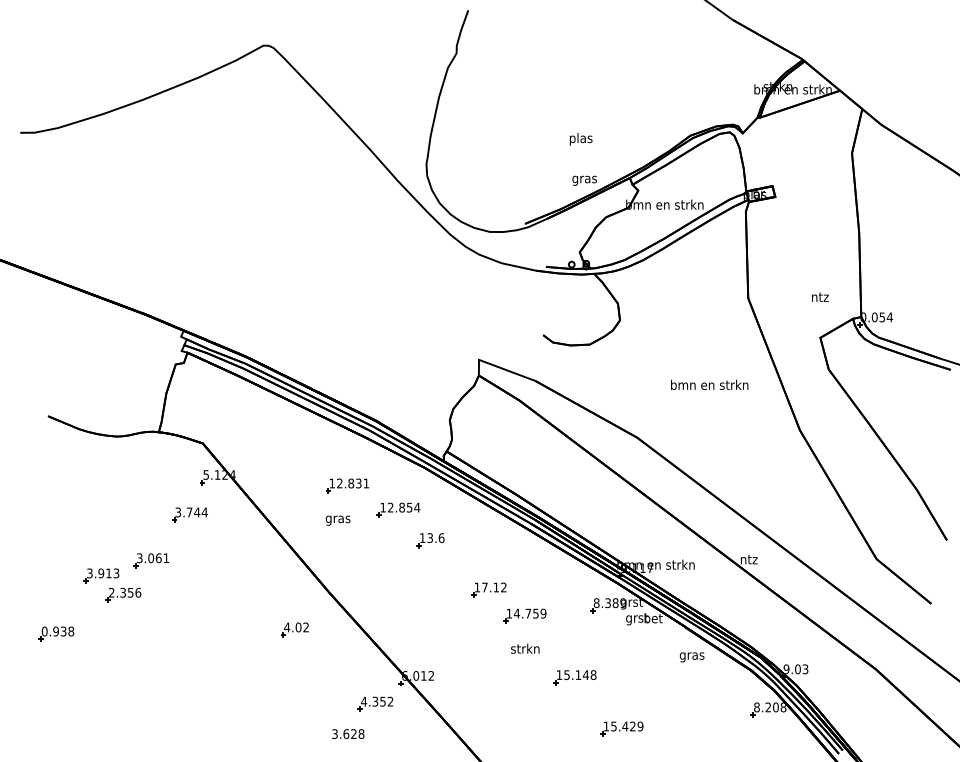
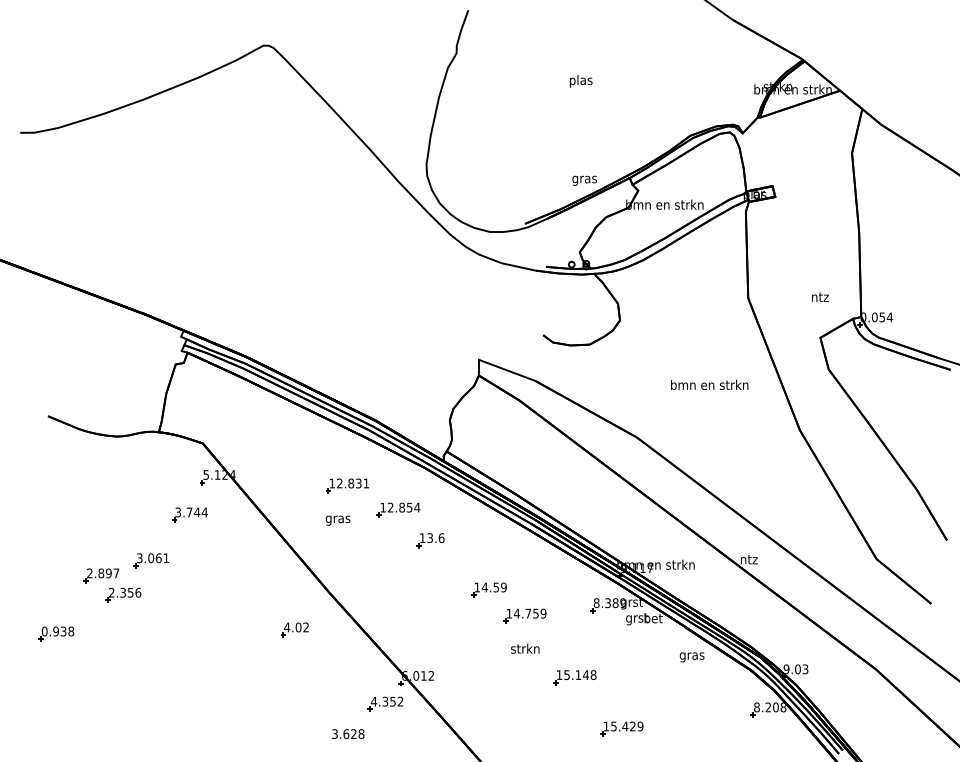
text position: (580, 139) -> (580, 81) (580, 81)
text: 3.913 -> 2.897 (103, 573)
text: 17.12 -> 14.59 (493, 587)
part position: (375, 703) -> (385, 703) (385, 703)
